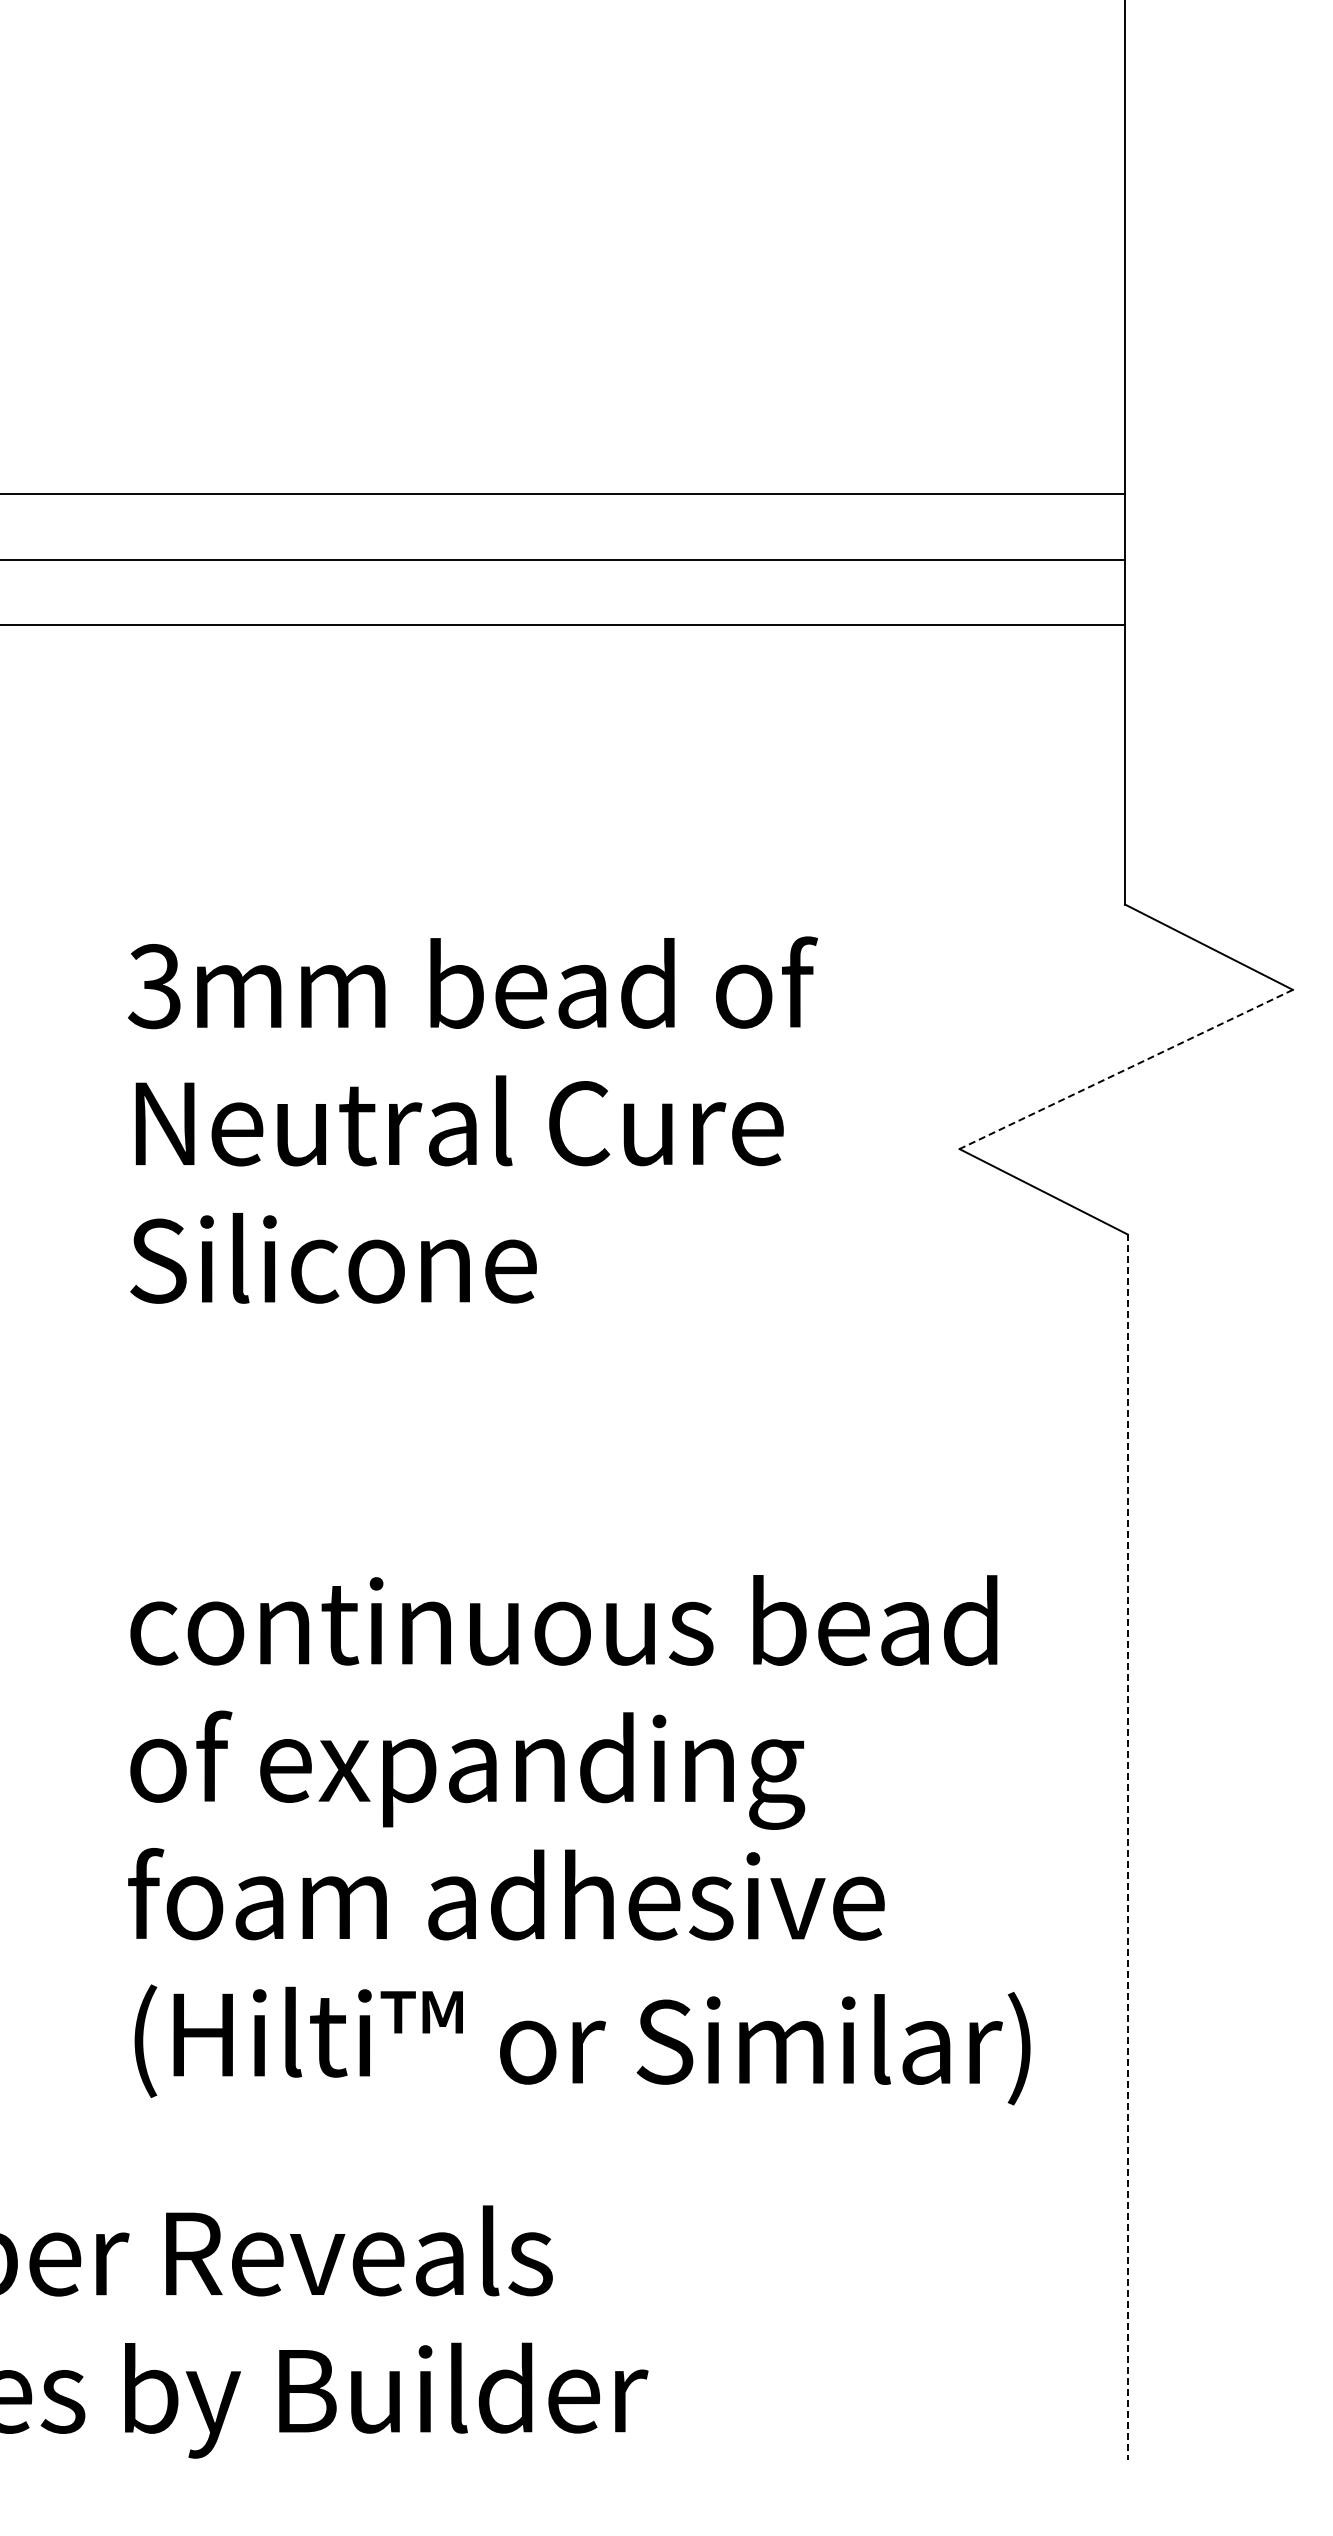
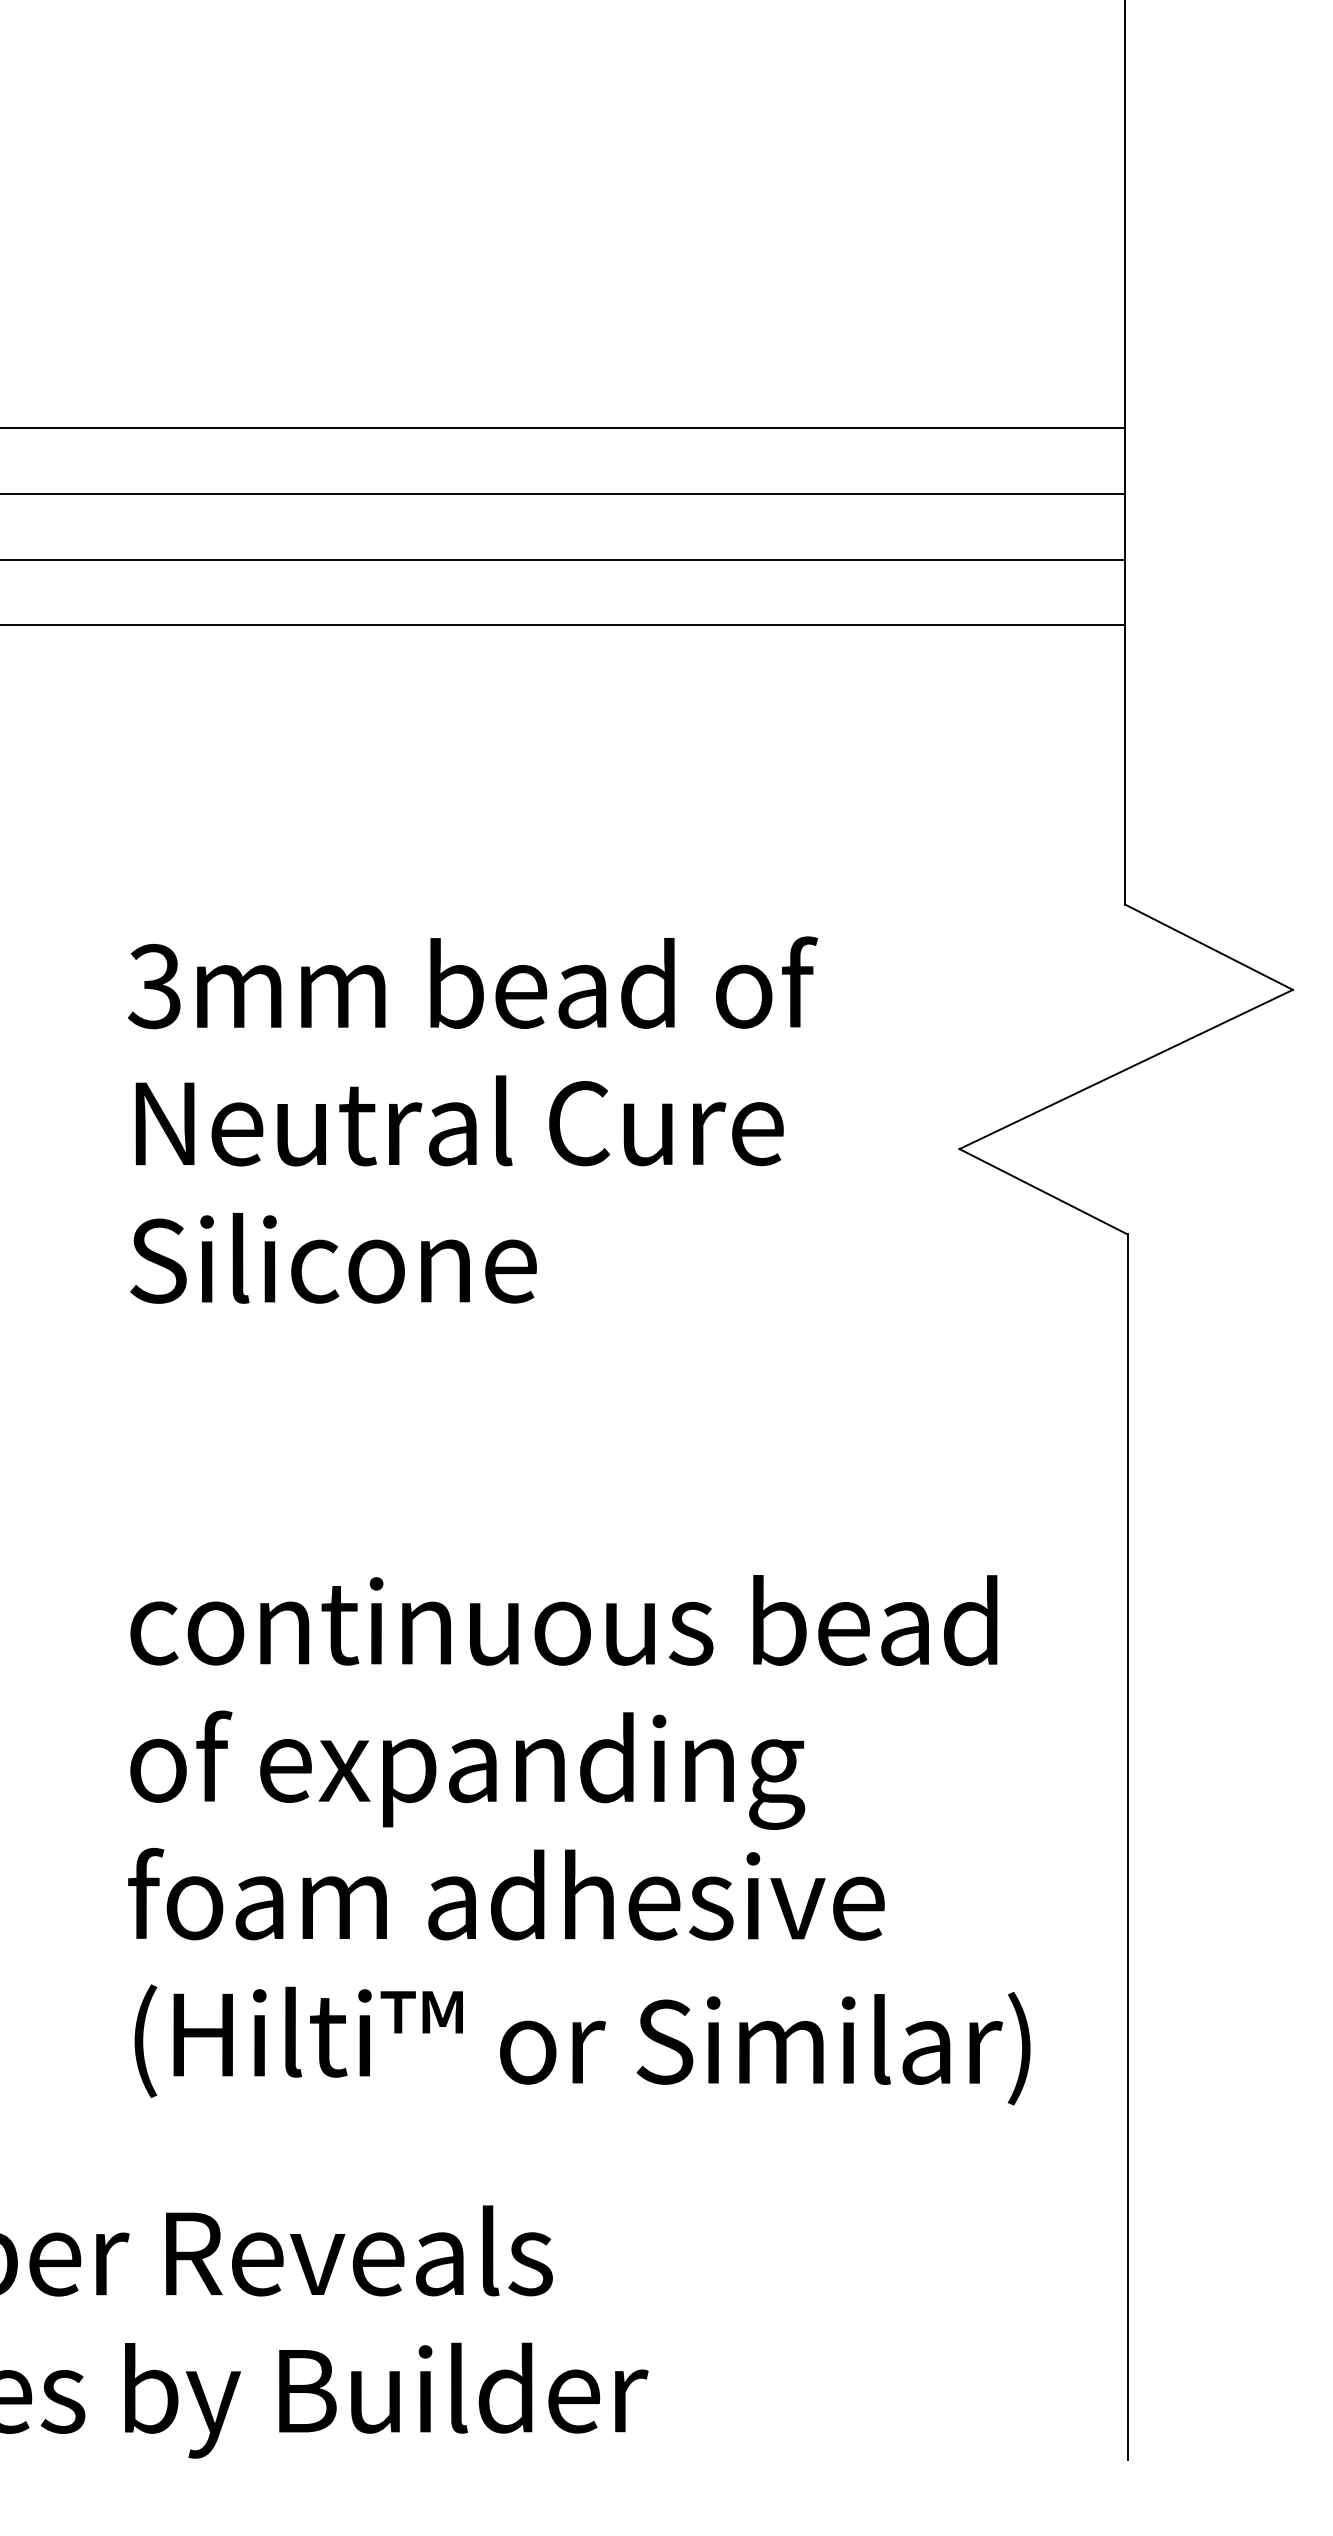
line: none -> present (563, 427)
line: dashed -> solid (1126, 1069)
line: dashed -> solid (1127, 1847)
